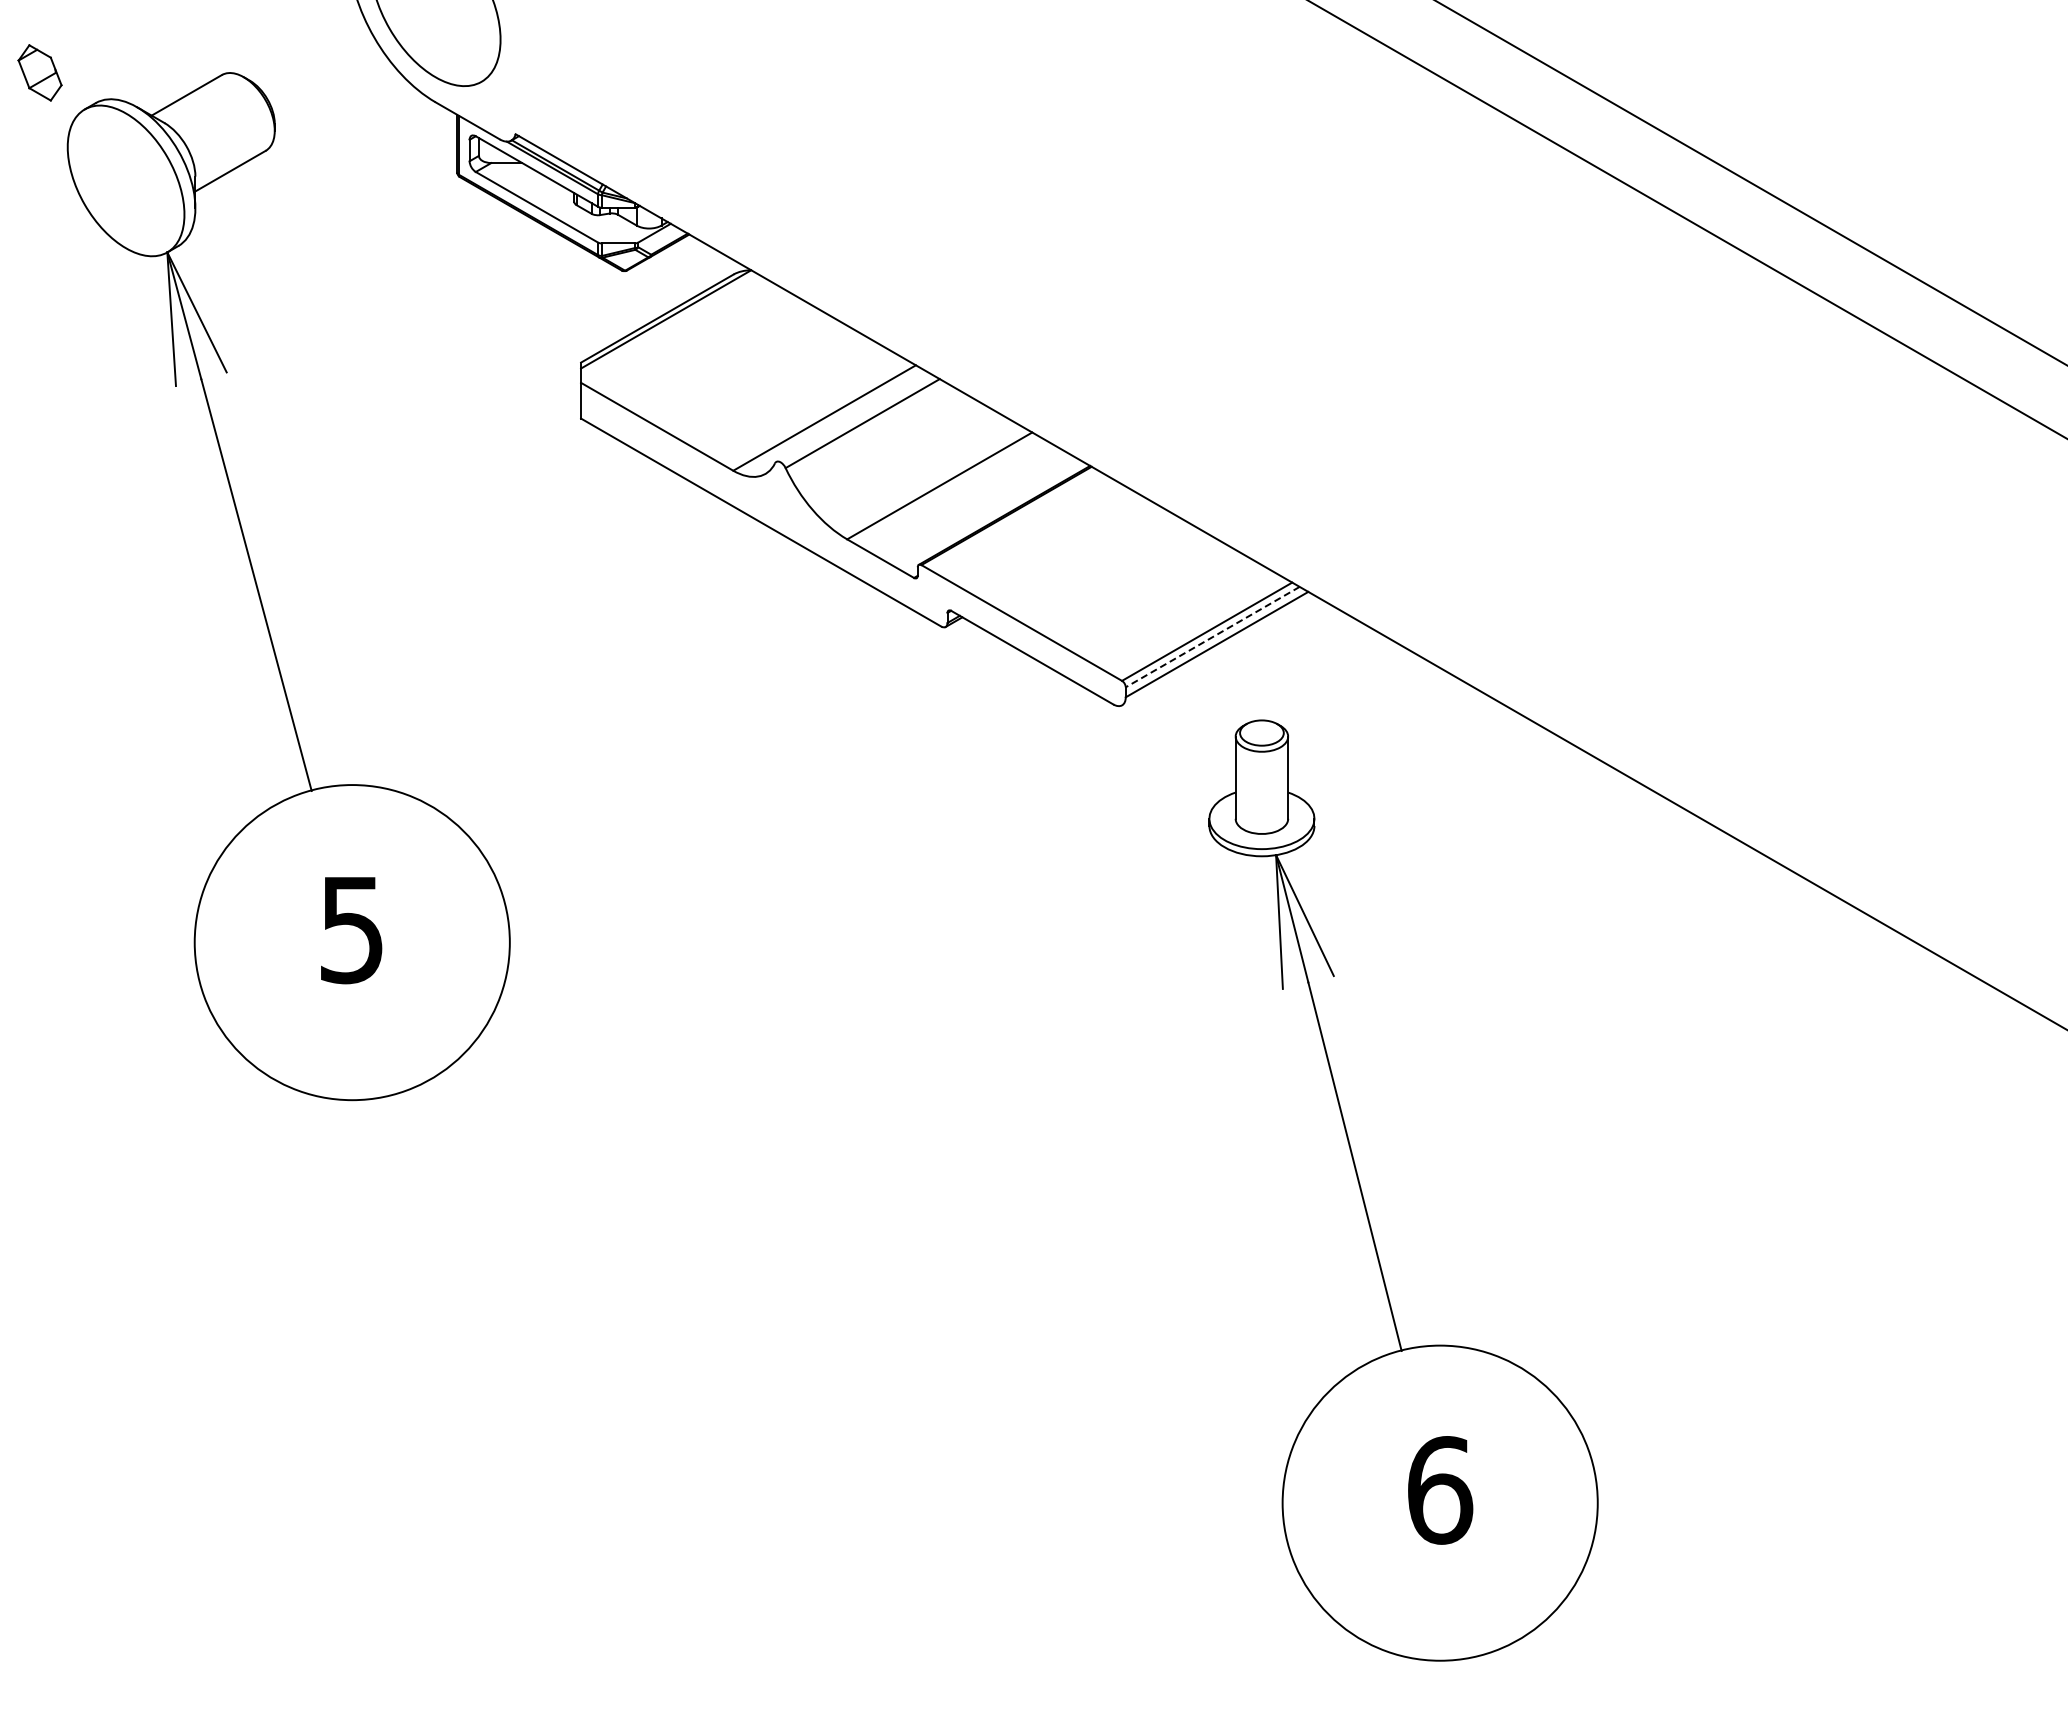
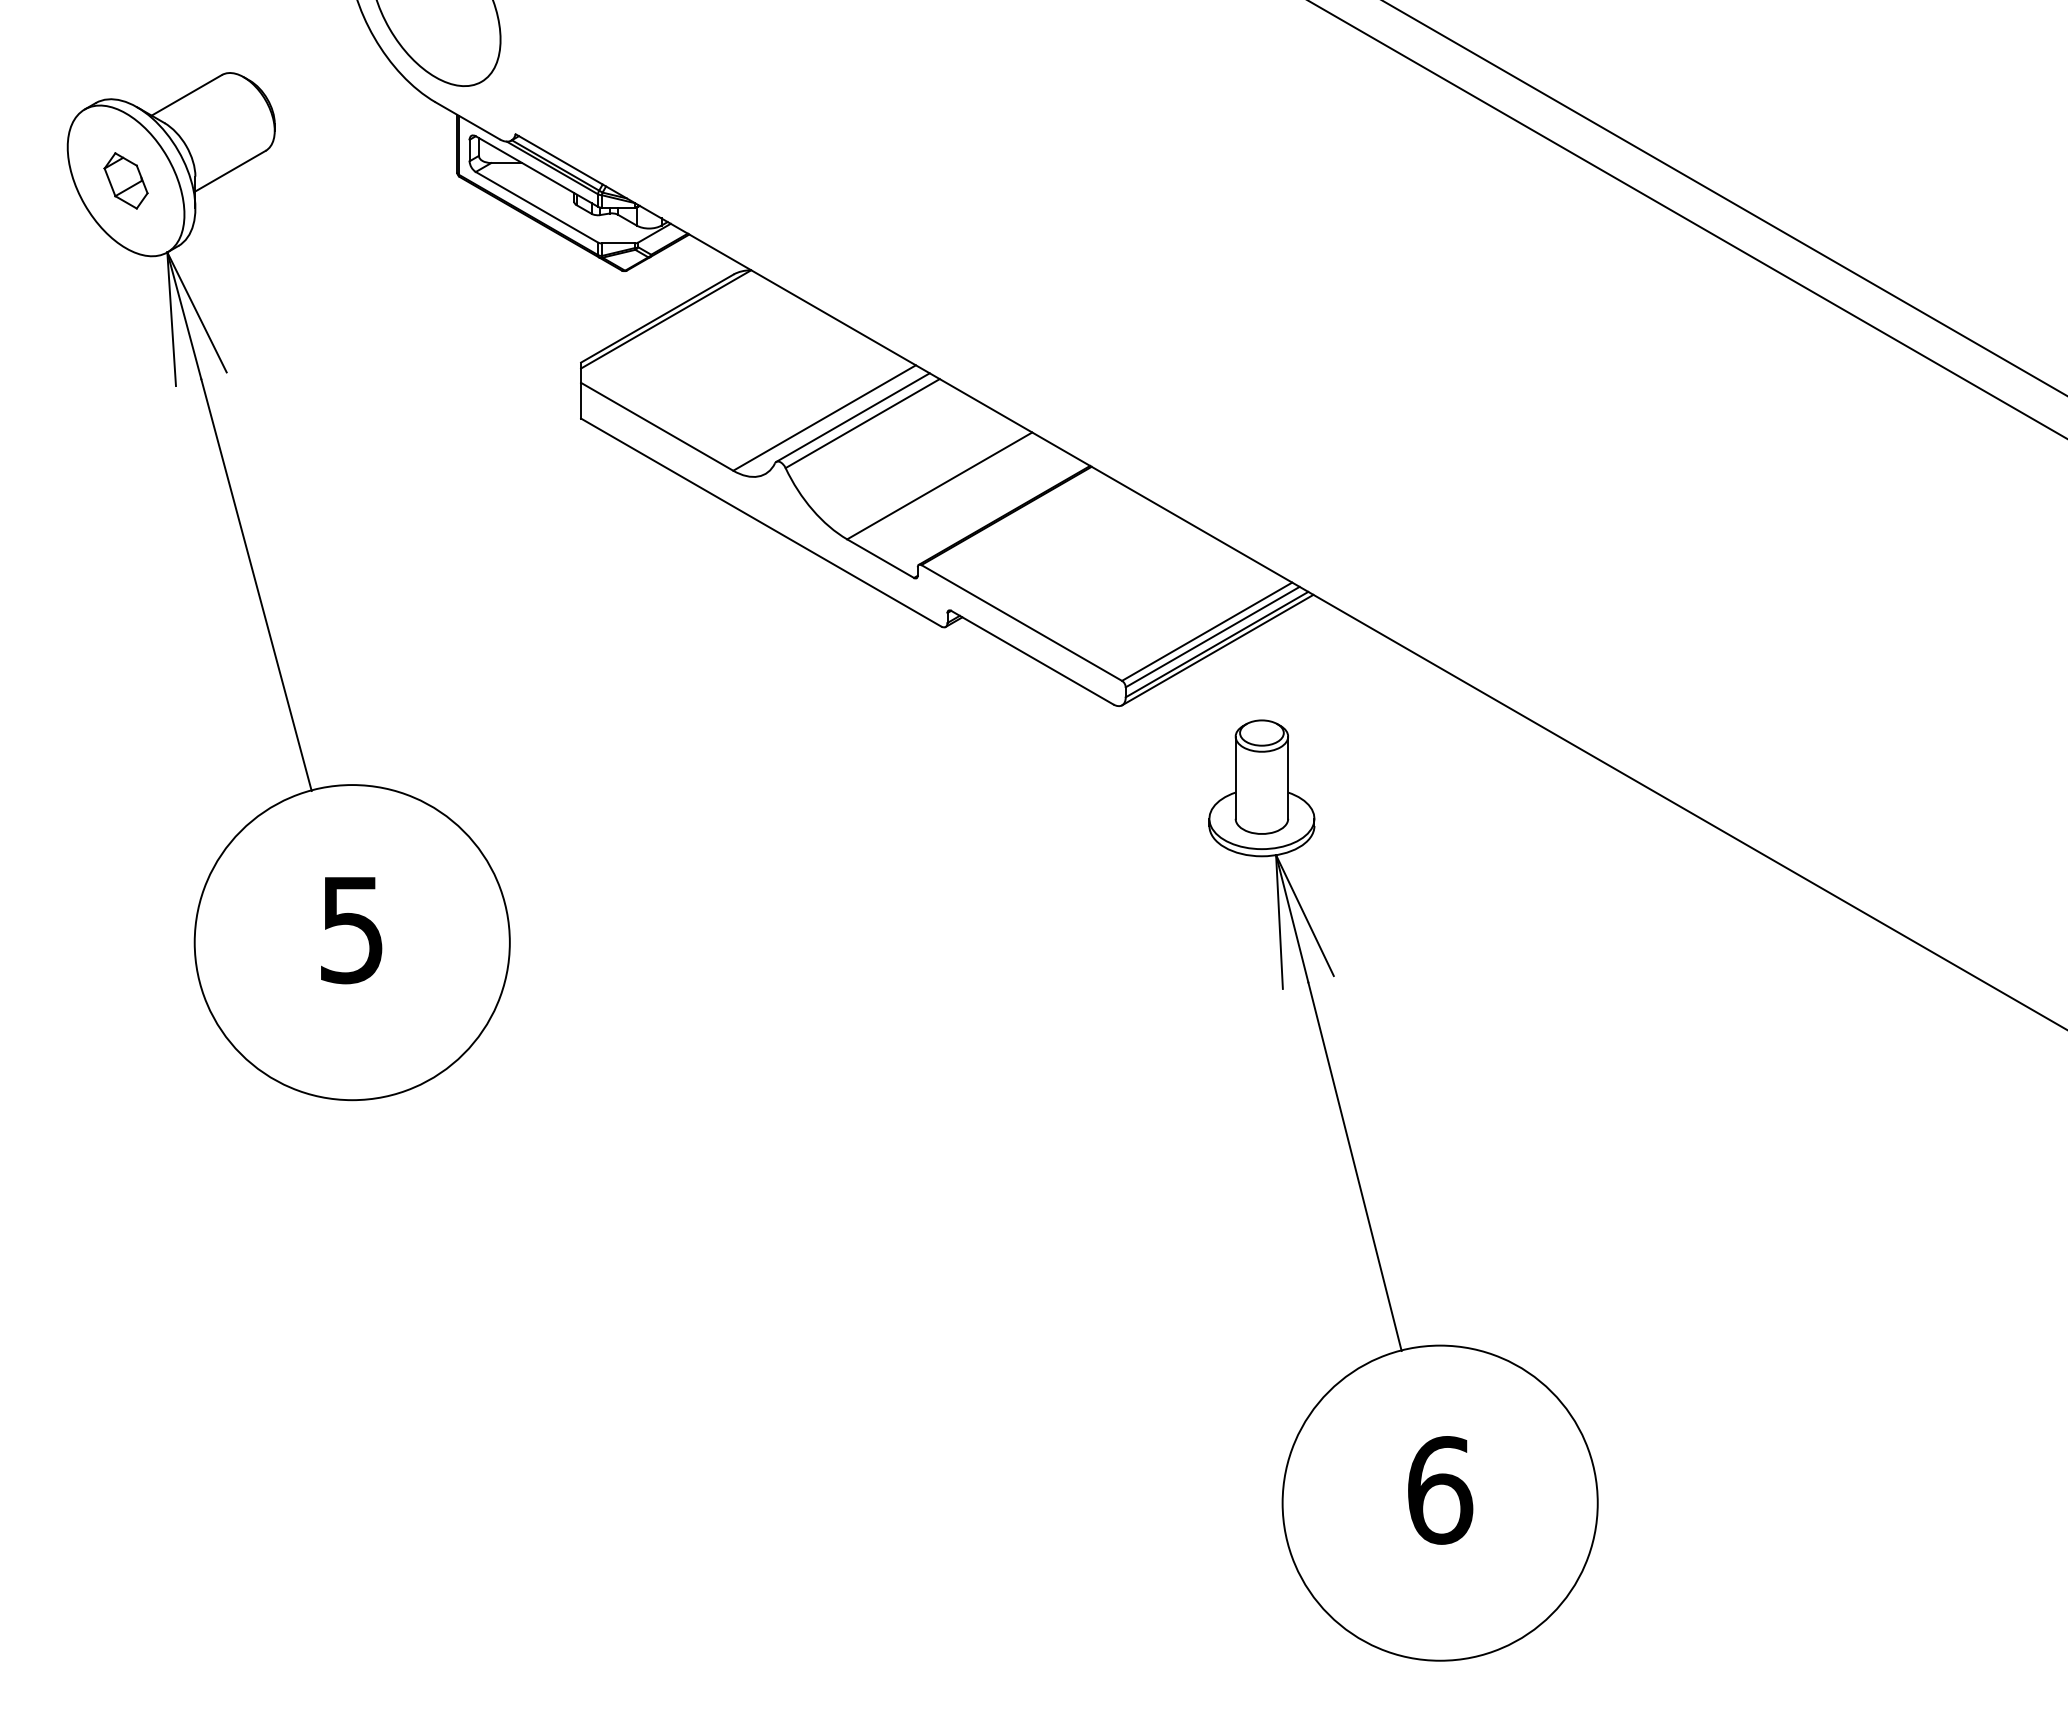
part position: (39, 72) -> (125, 180) (125, 180)
line position: (1751, 182) -> (1724, 198) (1724, 198)
line: none -> present (852, 417)
line: dashed -> solid (1212, 637)
line: none -> present (1217, 649)
